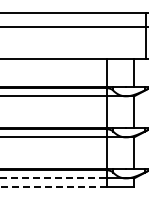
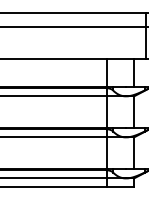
line: dashed -> solid (53, 178)
line: dashed -> solid (52, 186)
